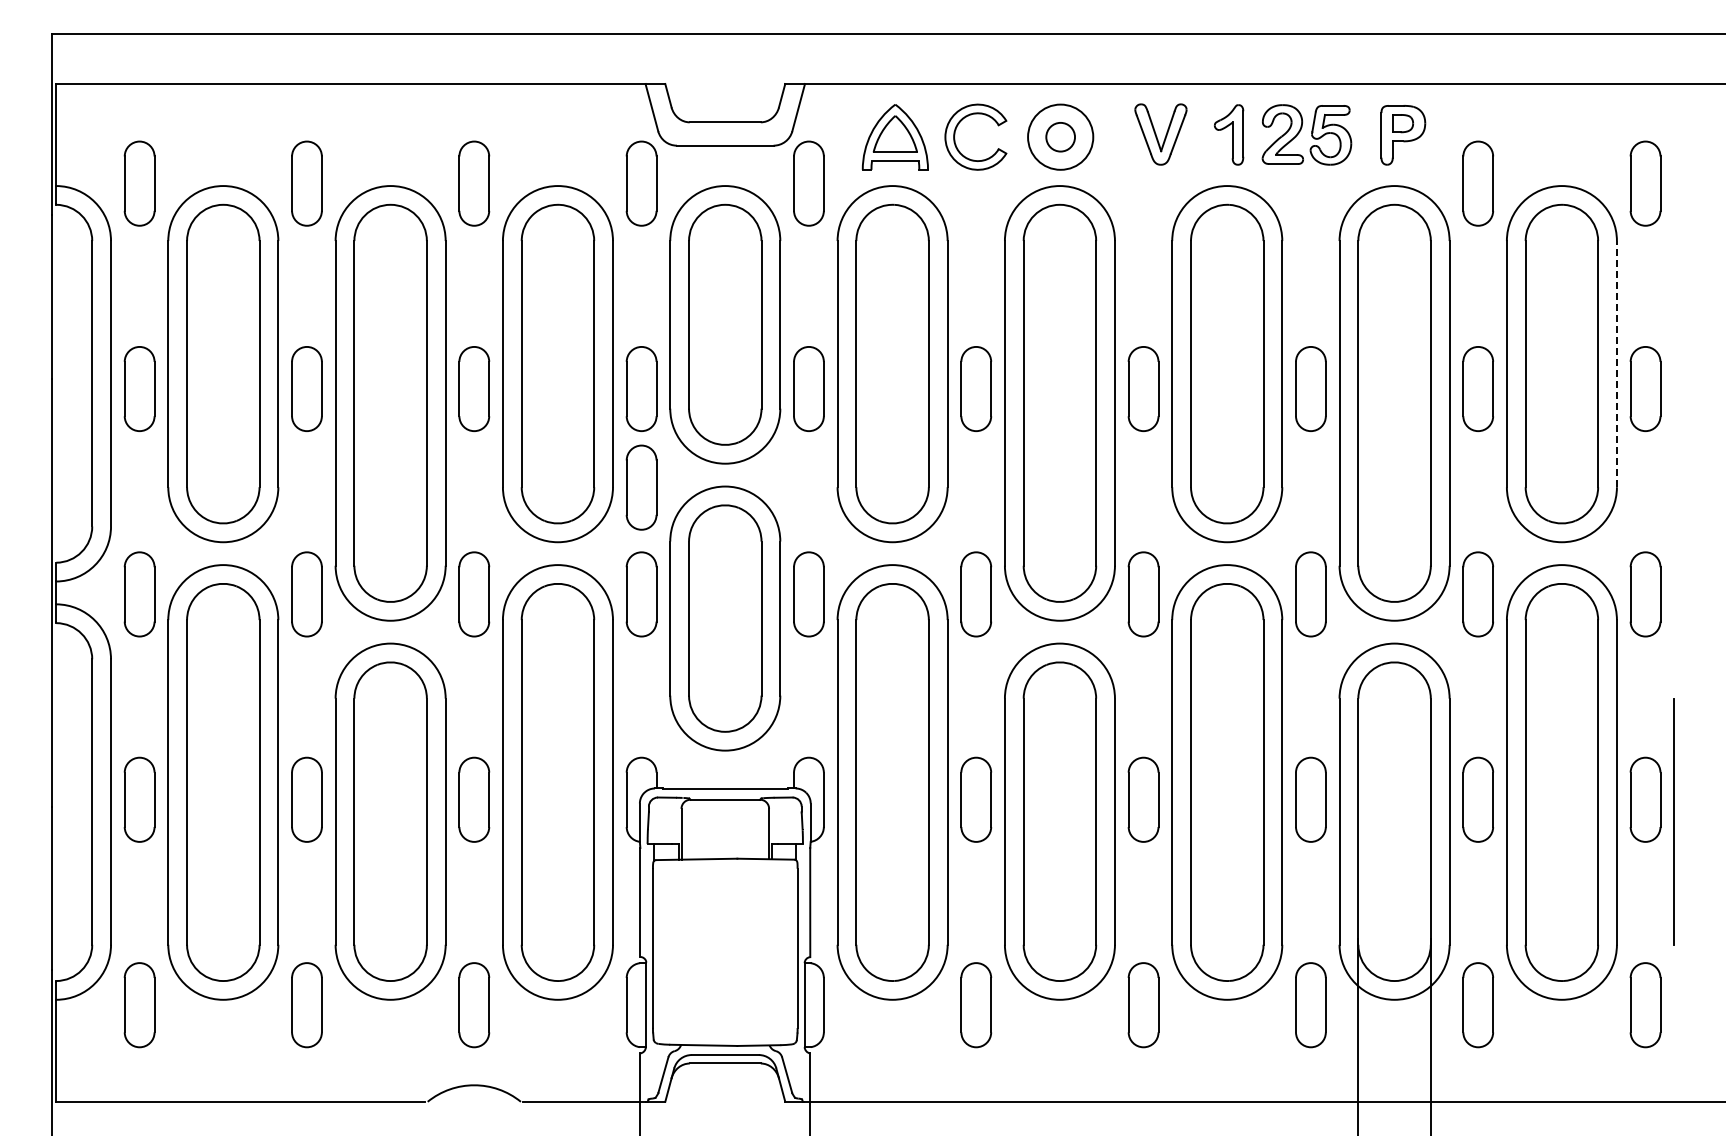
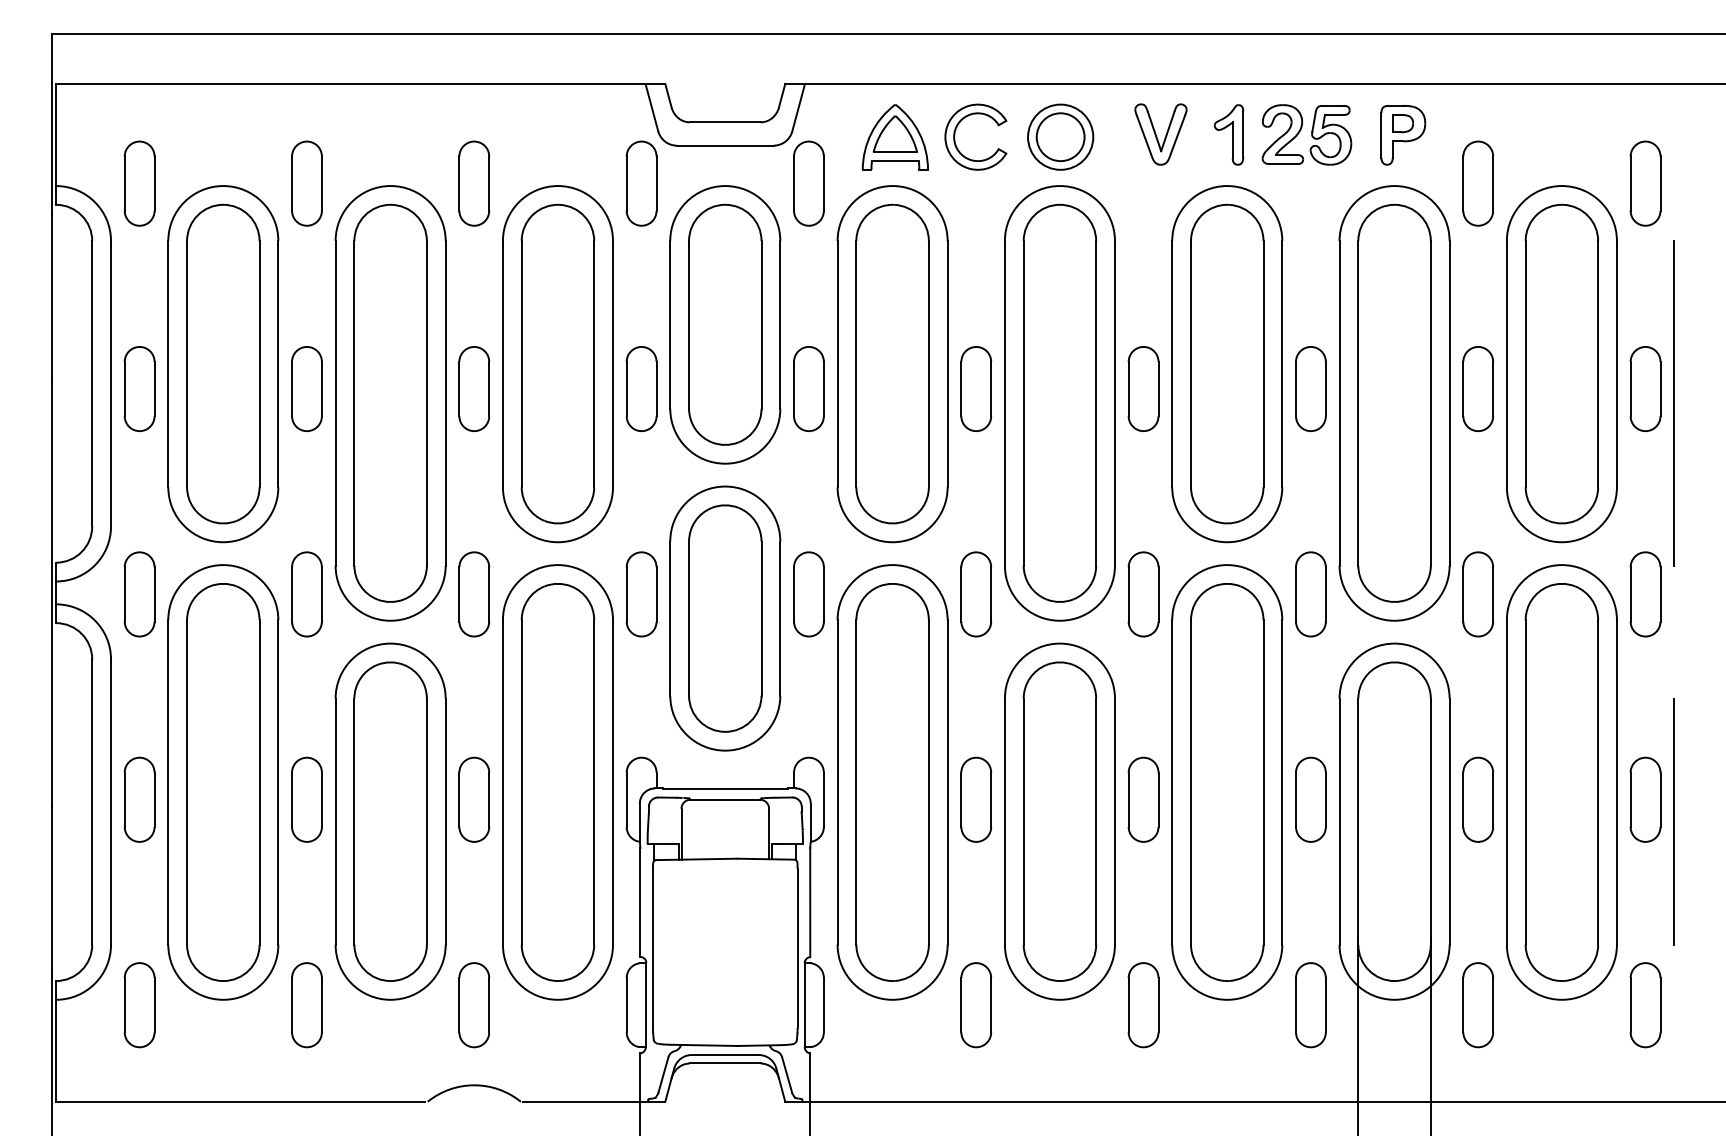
circle diameter: 29 px -> 48 px (1060, 137)
line: dashed -> solid (1616, 363)
line: none -> present (1674, 403)
part: present -> none (641, 487)
